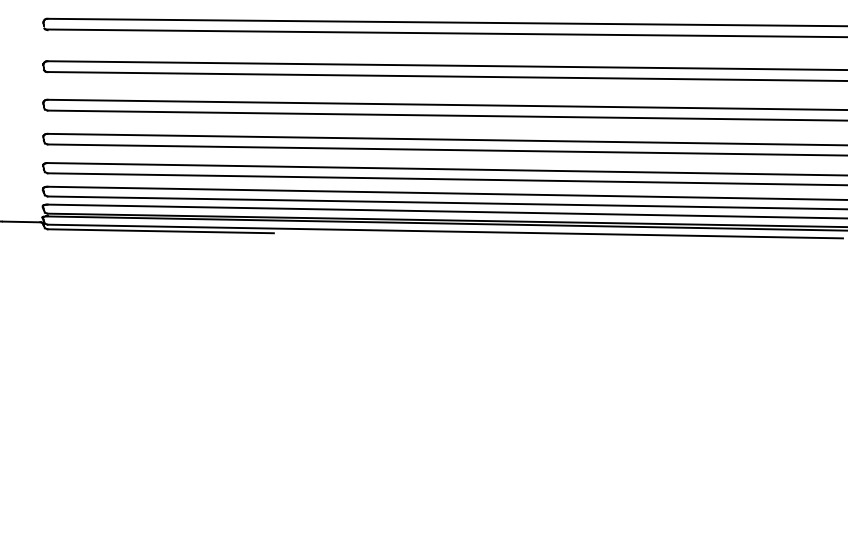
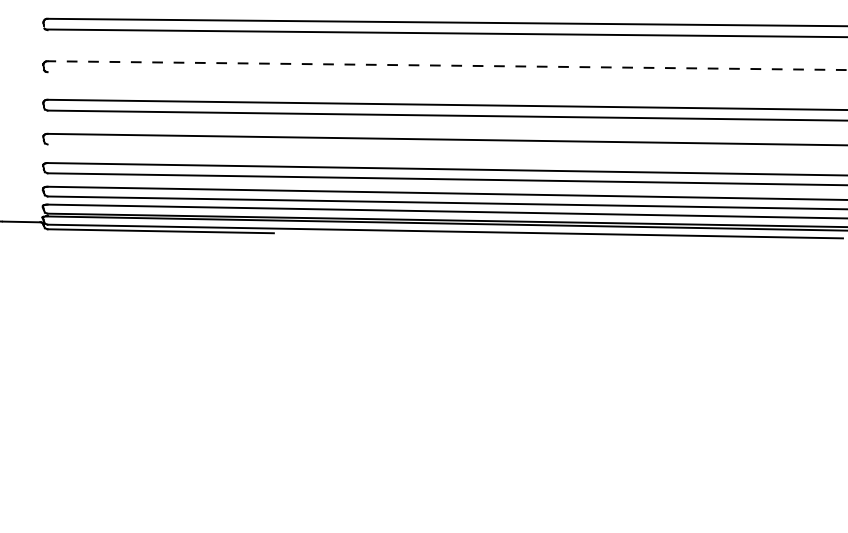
line: solid -> dashed (447, 65)
line: present -> none (445, 76)
line: present -> none (445, 149)
